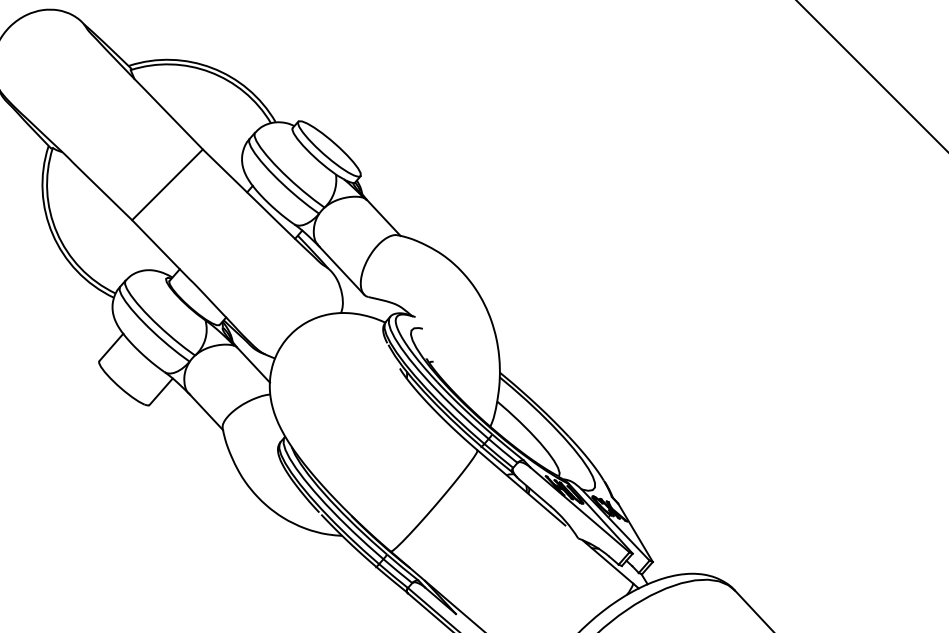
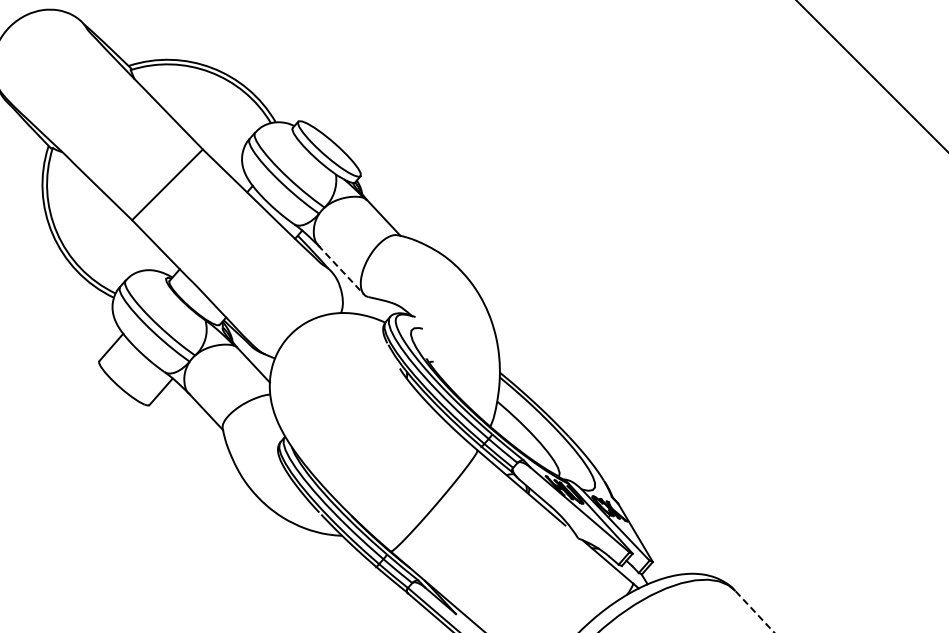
line: solid -> dashed (341, 269)
line: solid -> dashed (754, 611)
